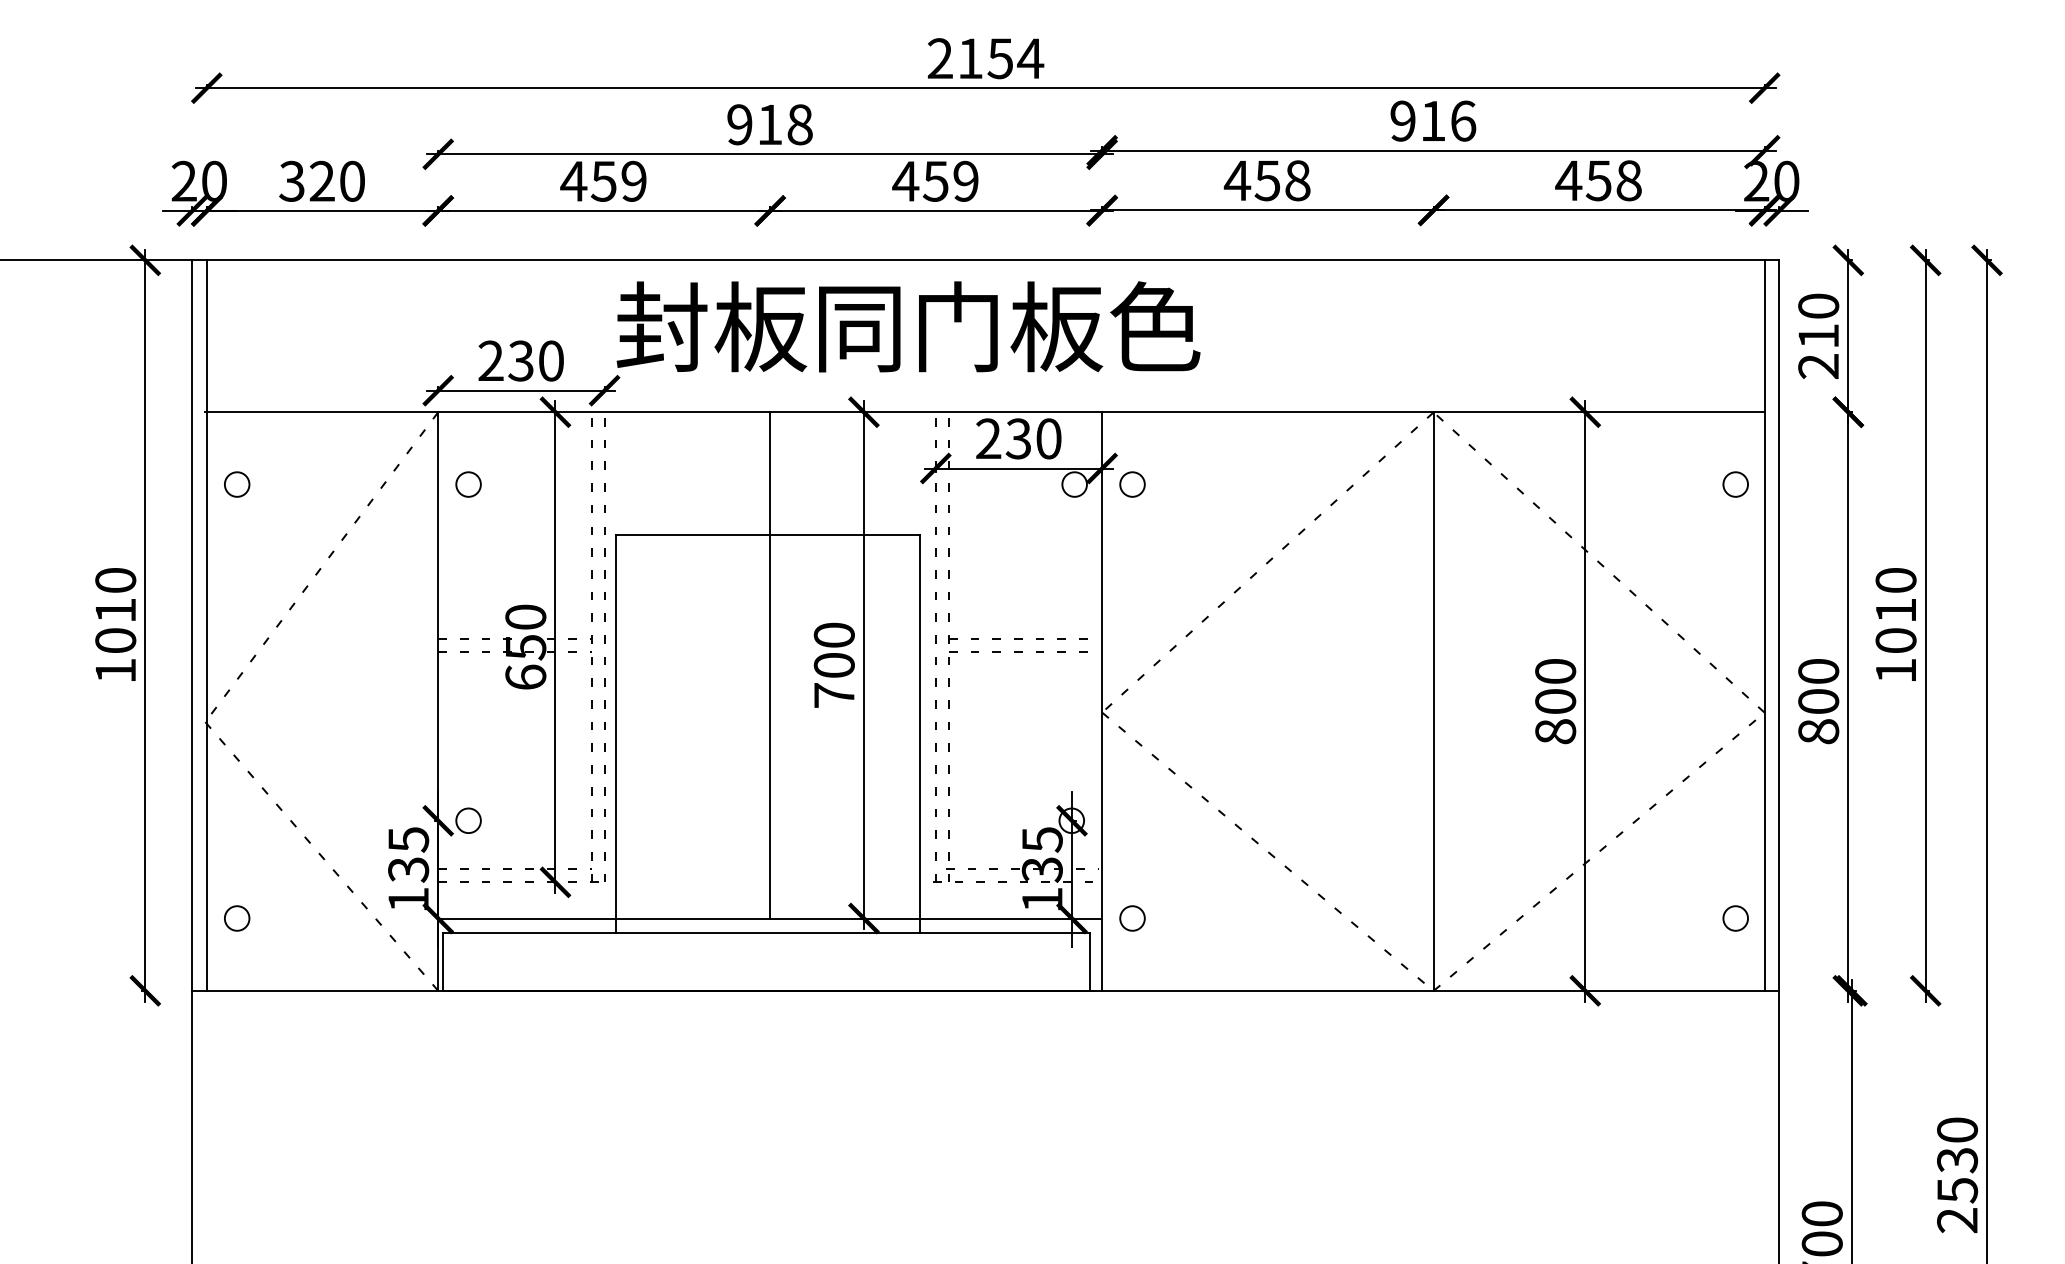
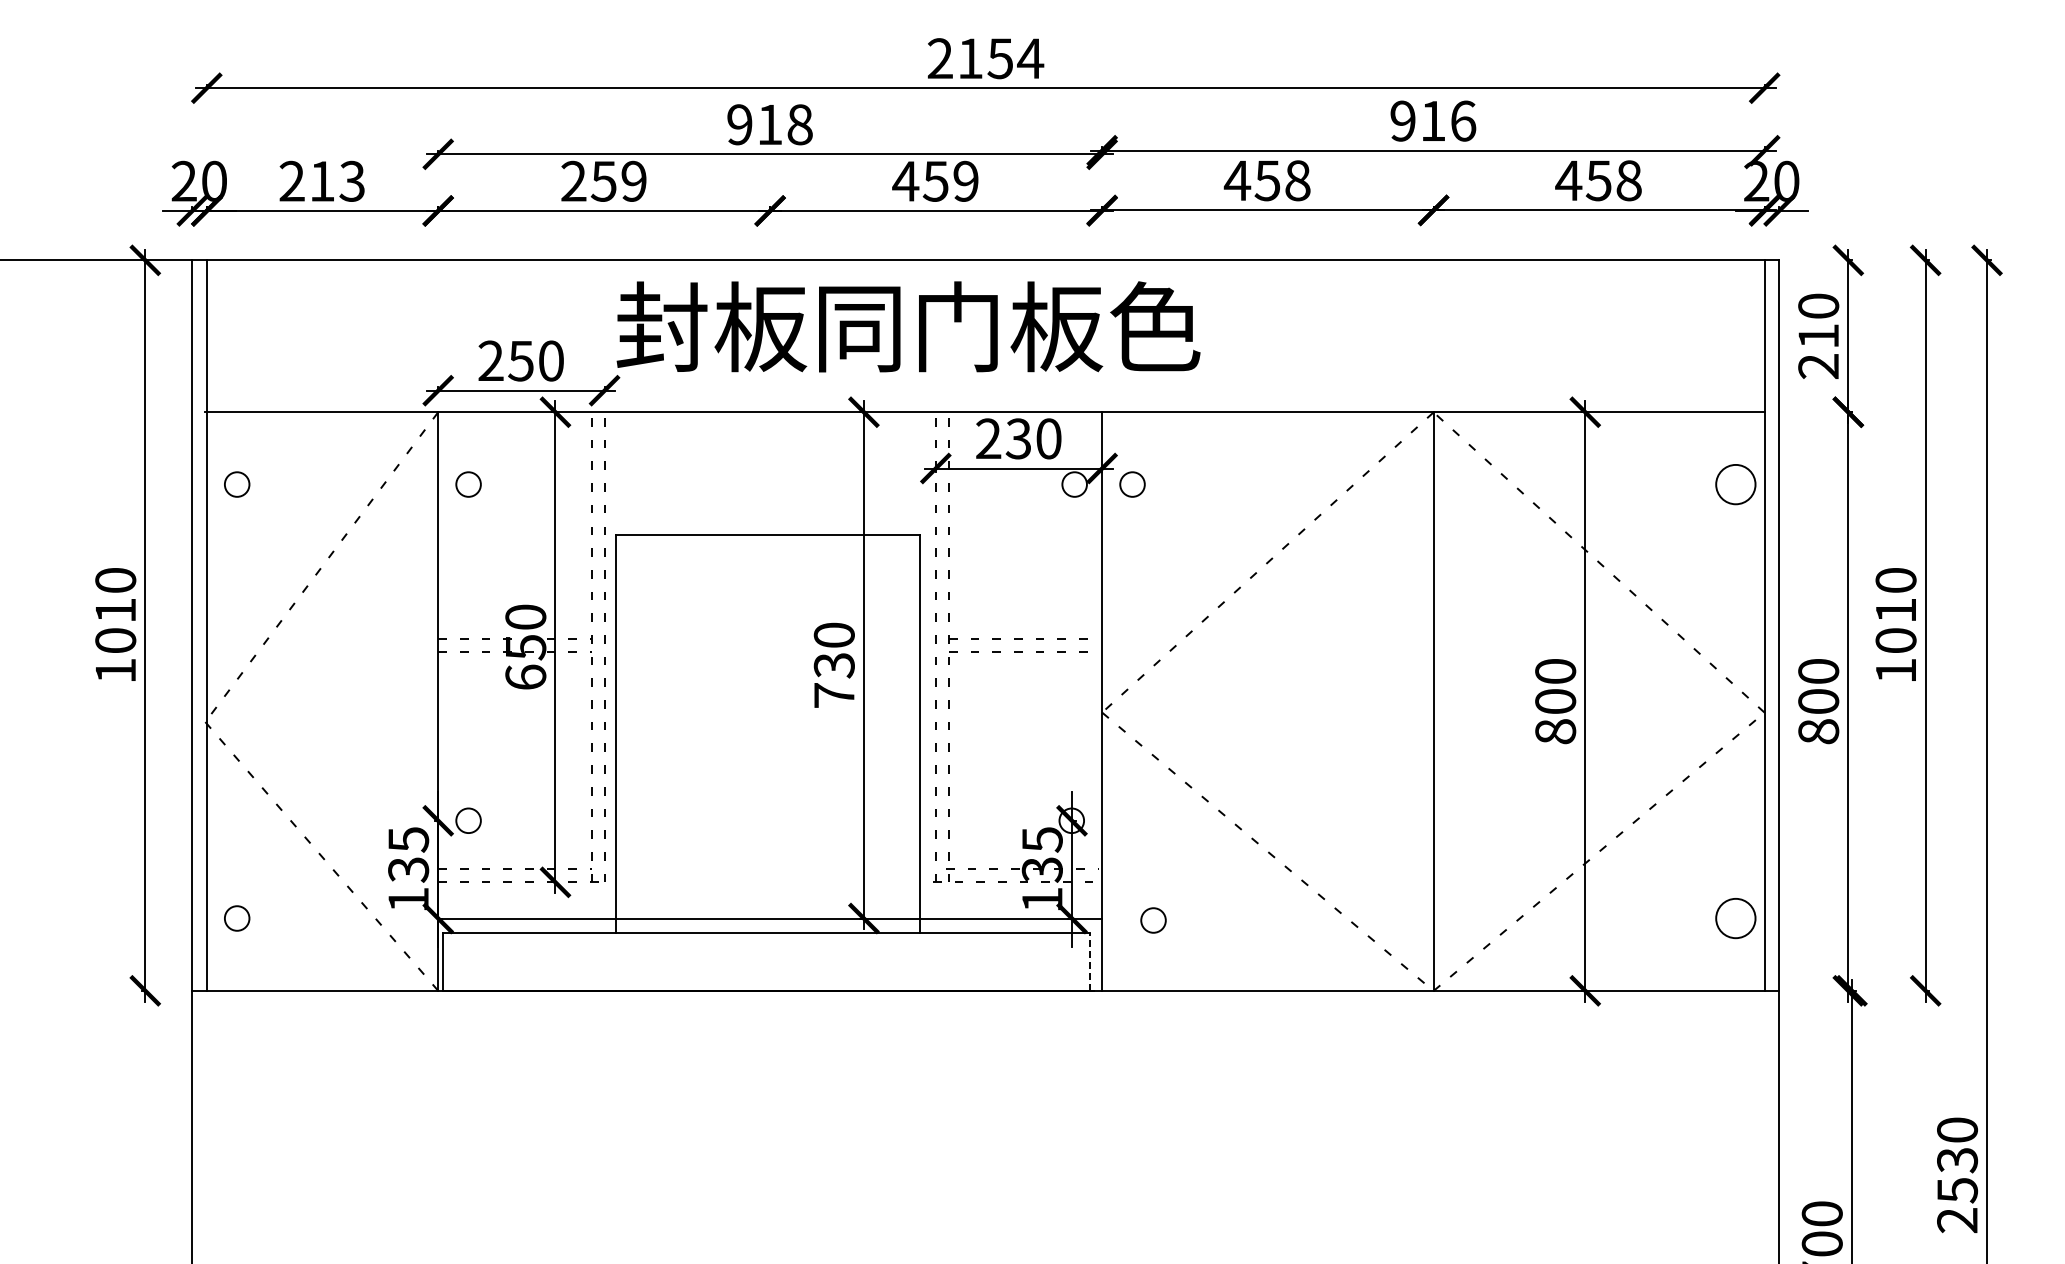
text: 320 -> 213 (321, 180)
text: 459 -> 259 (573, 180)
text: 230 -> 250 (520, 360)
circle size: 27x27 px -> 42x42 px (1735, 484)
line: present -> none (770, 665)
text: 700 -> 730 (833, 665)
circle position: (1132, 918) -> (1153, 920) (1153, 920)
circle size: 27x27 px -> 42x42 px (1735, 918)
line: solid -> dashed (1090, 961)
